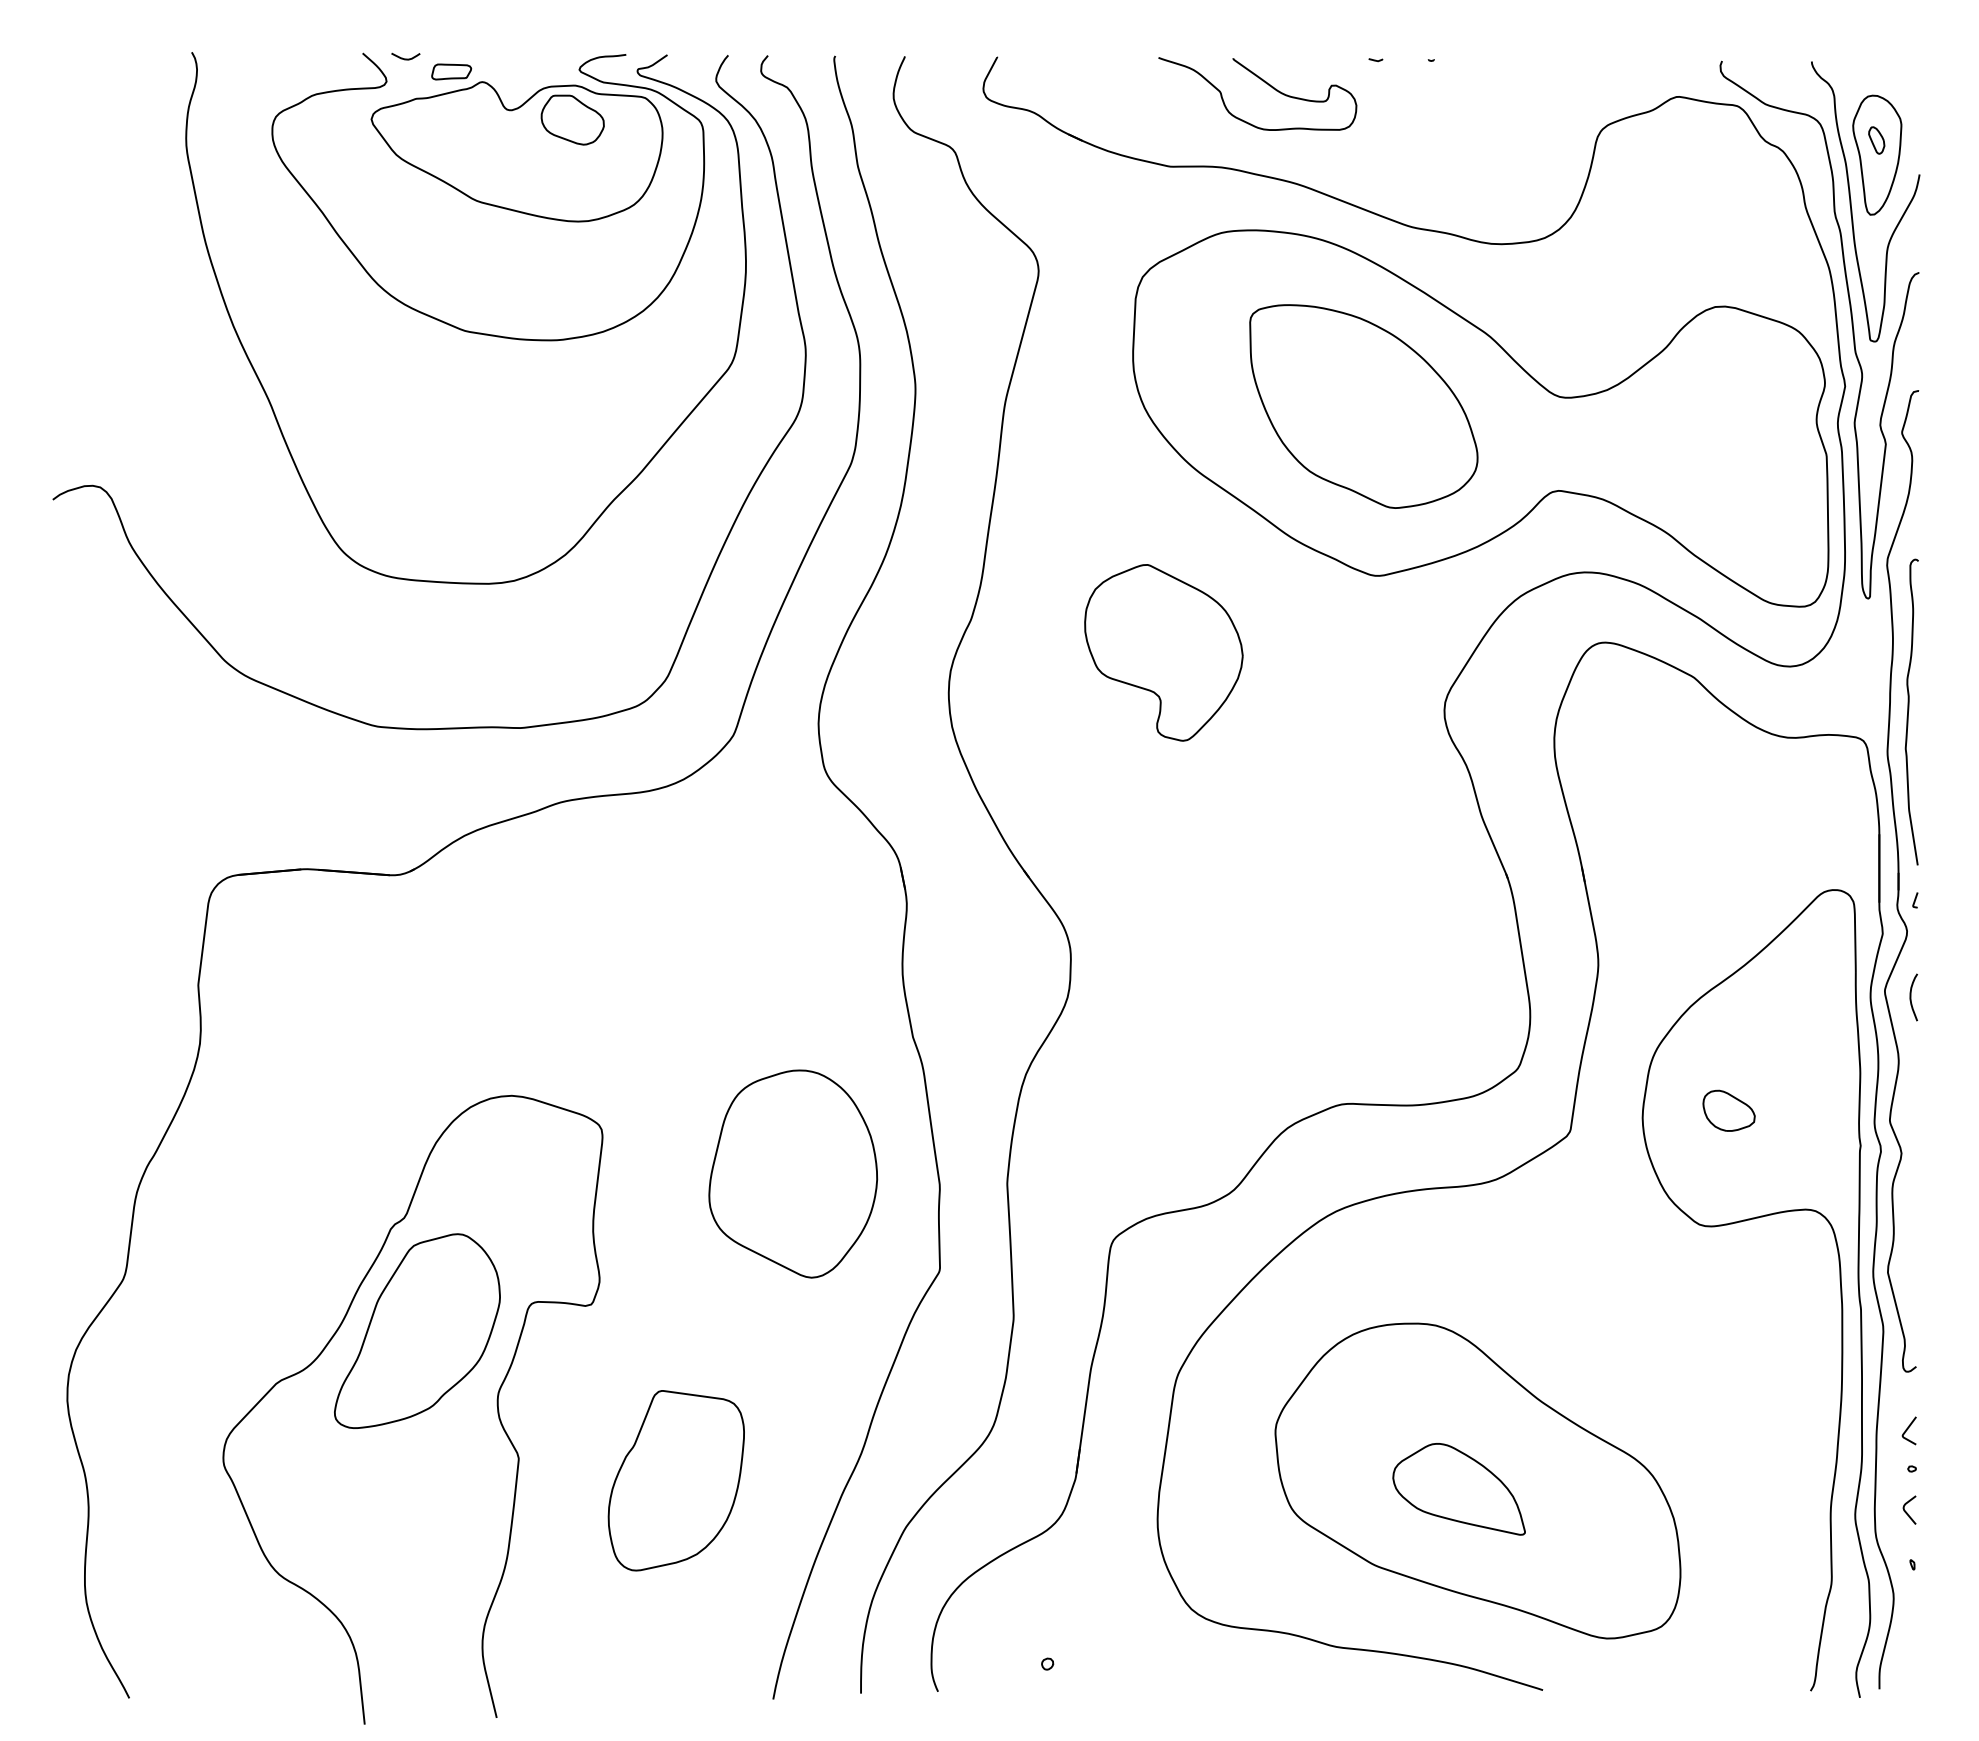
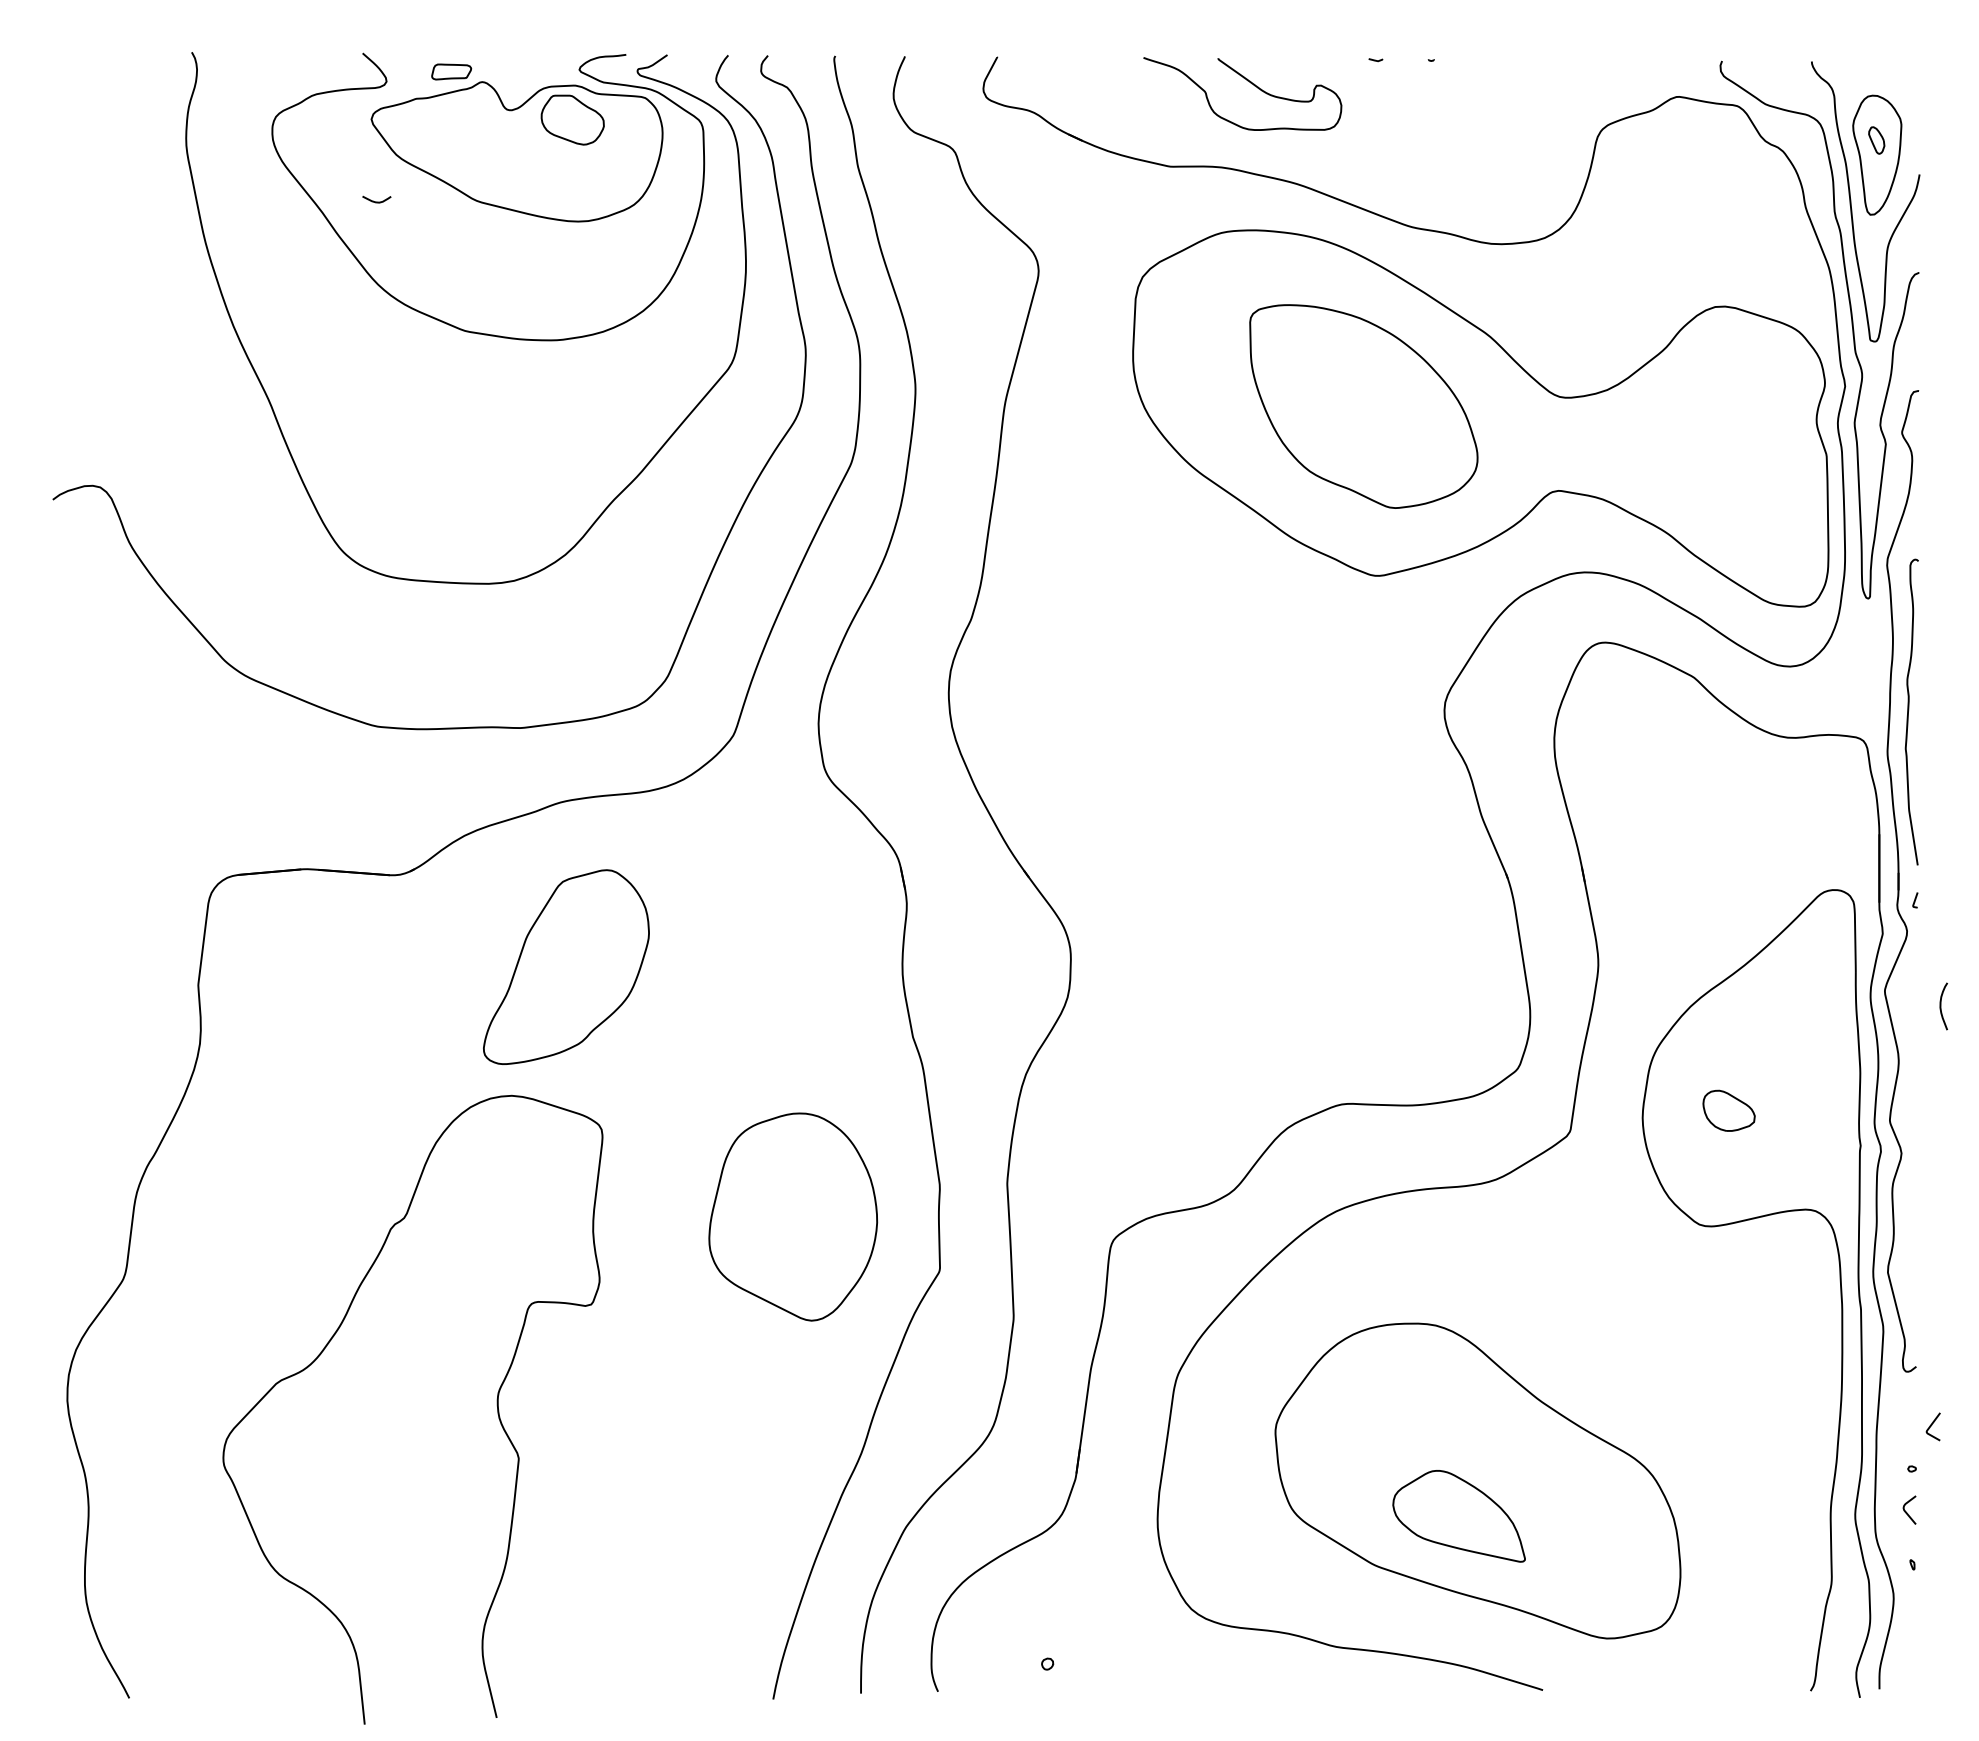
curve position: (405, 58) -> (376, 201) (376, 201)
curve position: (1265, 83) -> (1250, 83) (1250, 83)
part: present -> none (1163, 652)
curve position: (1911, 997) -> (1941, 1006) (1941, 1006)
part position: (793, 1173) -> (793, 1216) (793, 1216)
part position: (417, 1330) -> (566, 966) (566, 966)
curve position: (1908, 1429) -> (1932, 1425) (1932, 1425)
part: present -> none (675, 1480)
part position: (1458, 1489) -> (1458, 1516) (1458, 1516)
